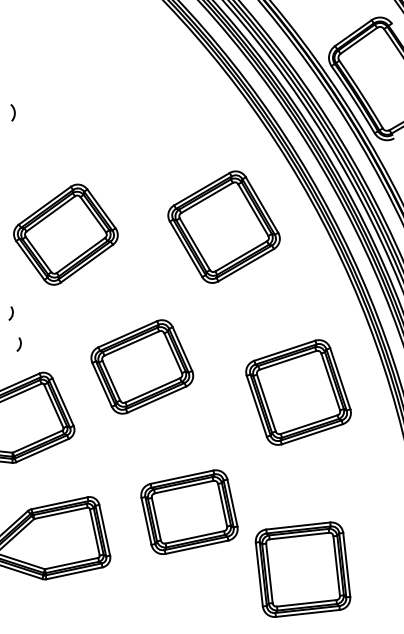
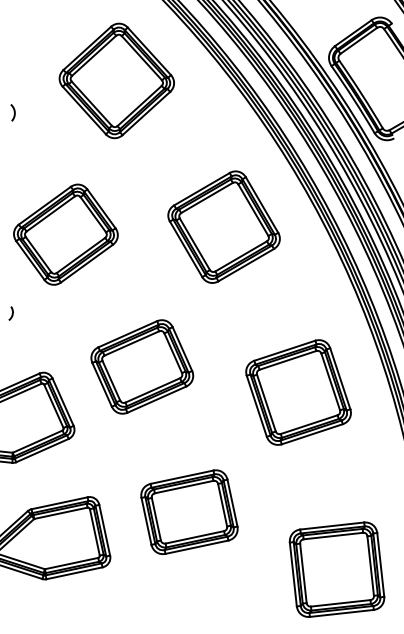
part: none -> present (116, 80)
curve: present -> none (19, 344)
part position: (302, 569) -> (336, 569) (336, 569)
